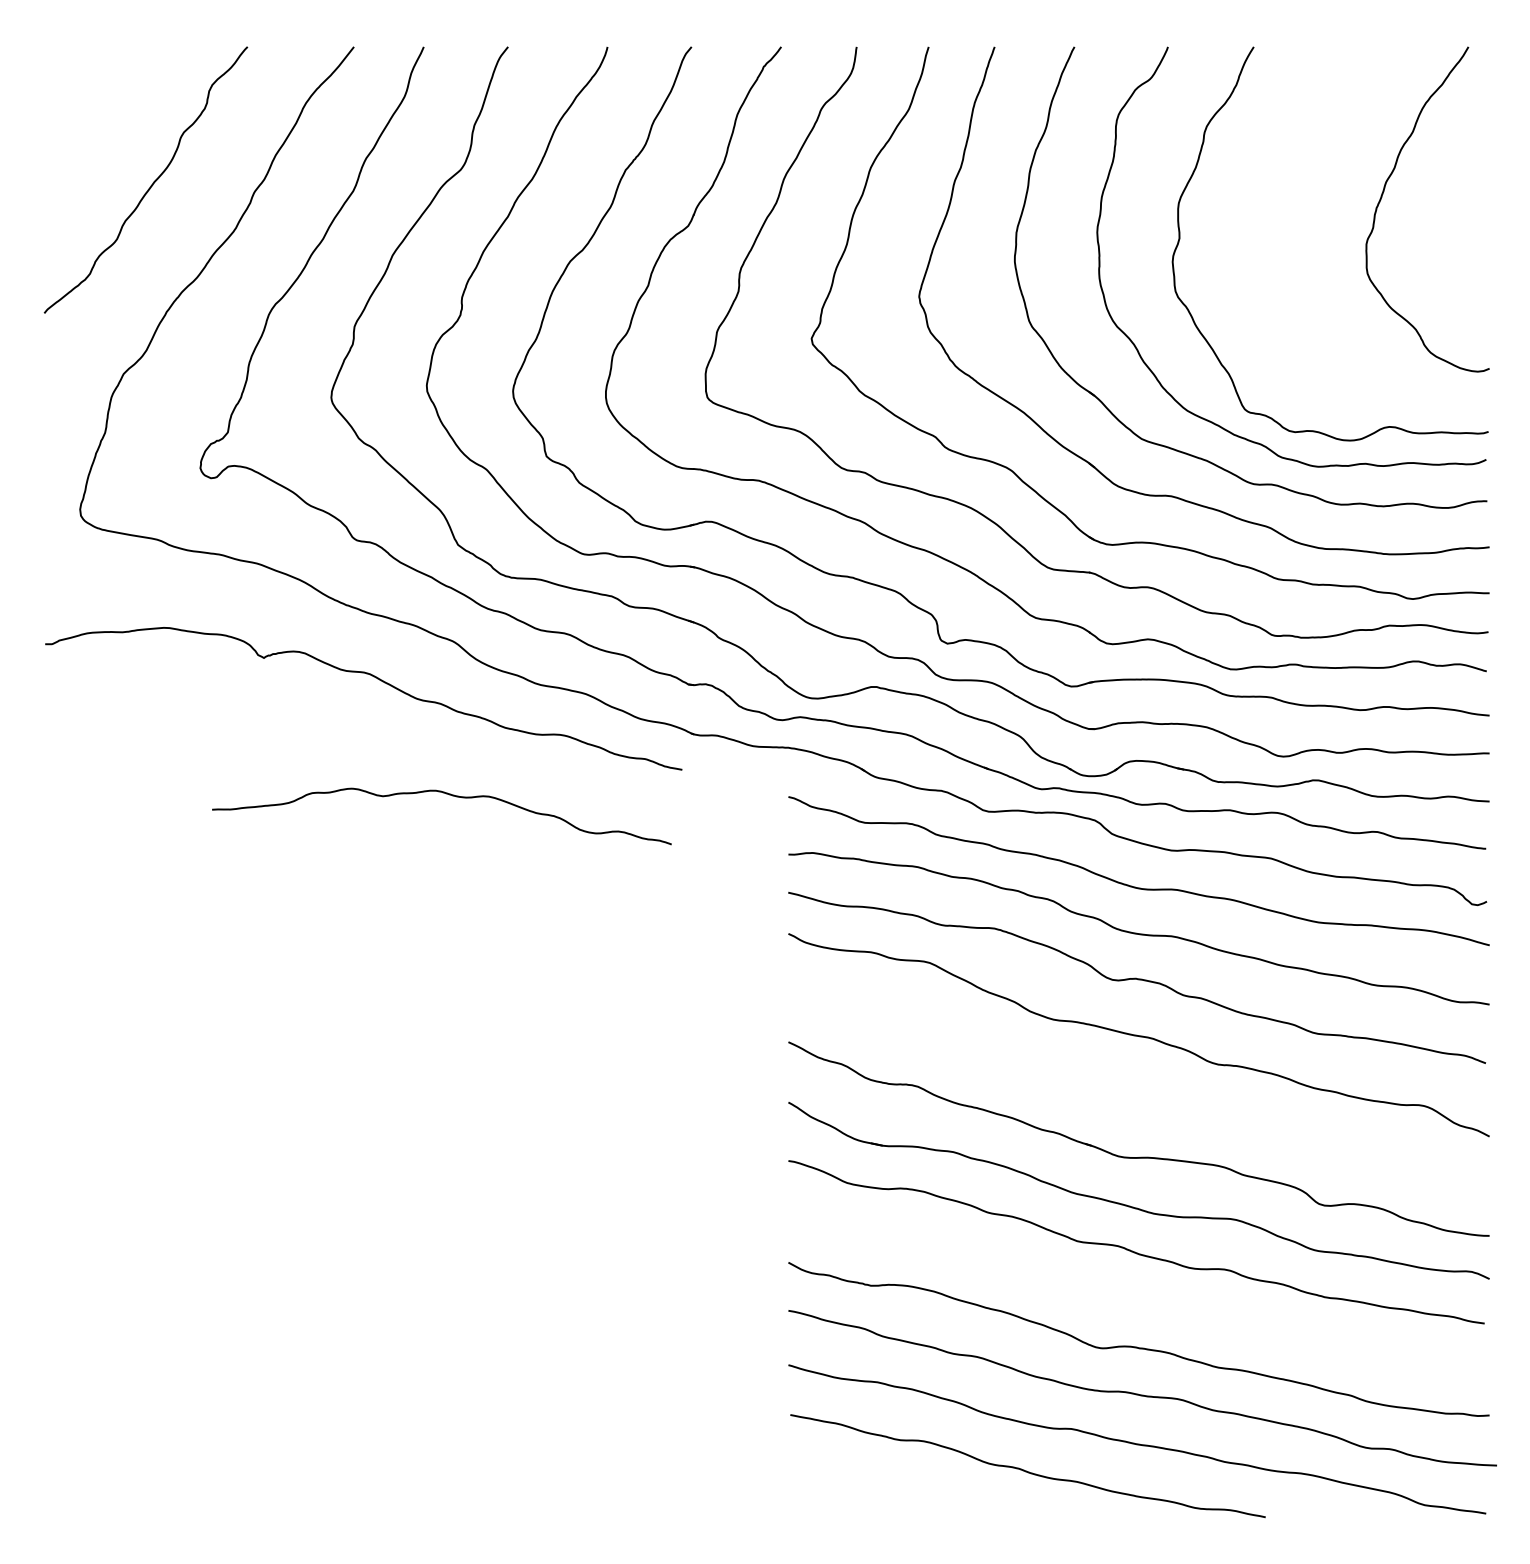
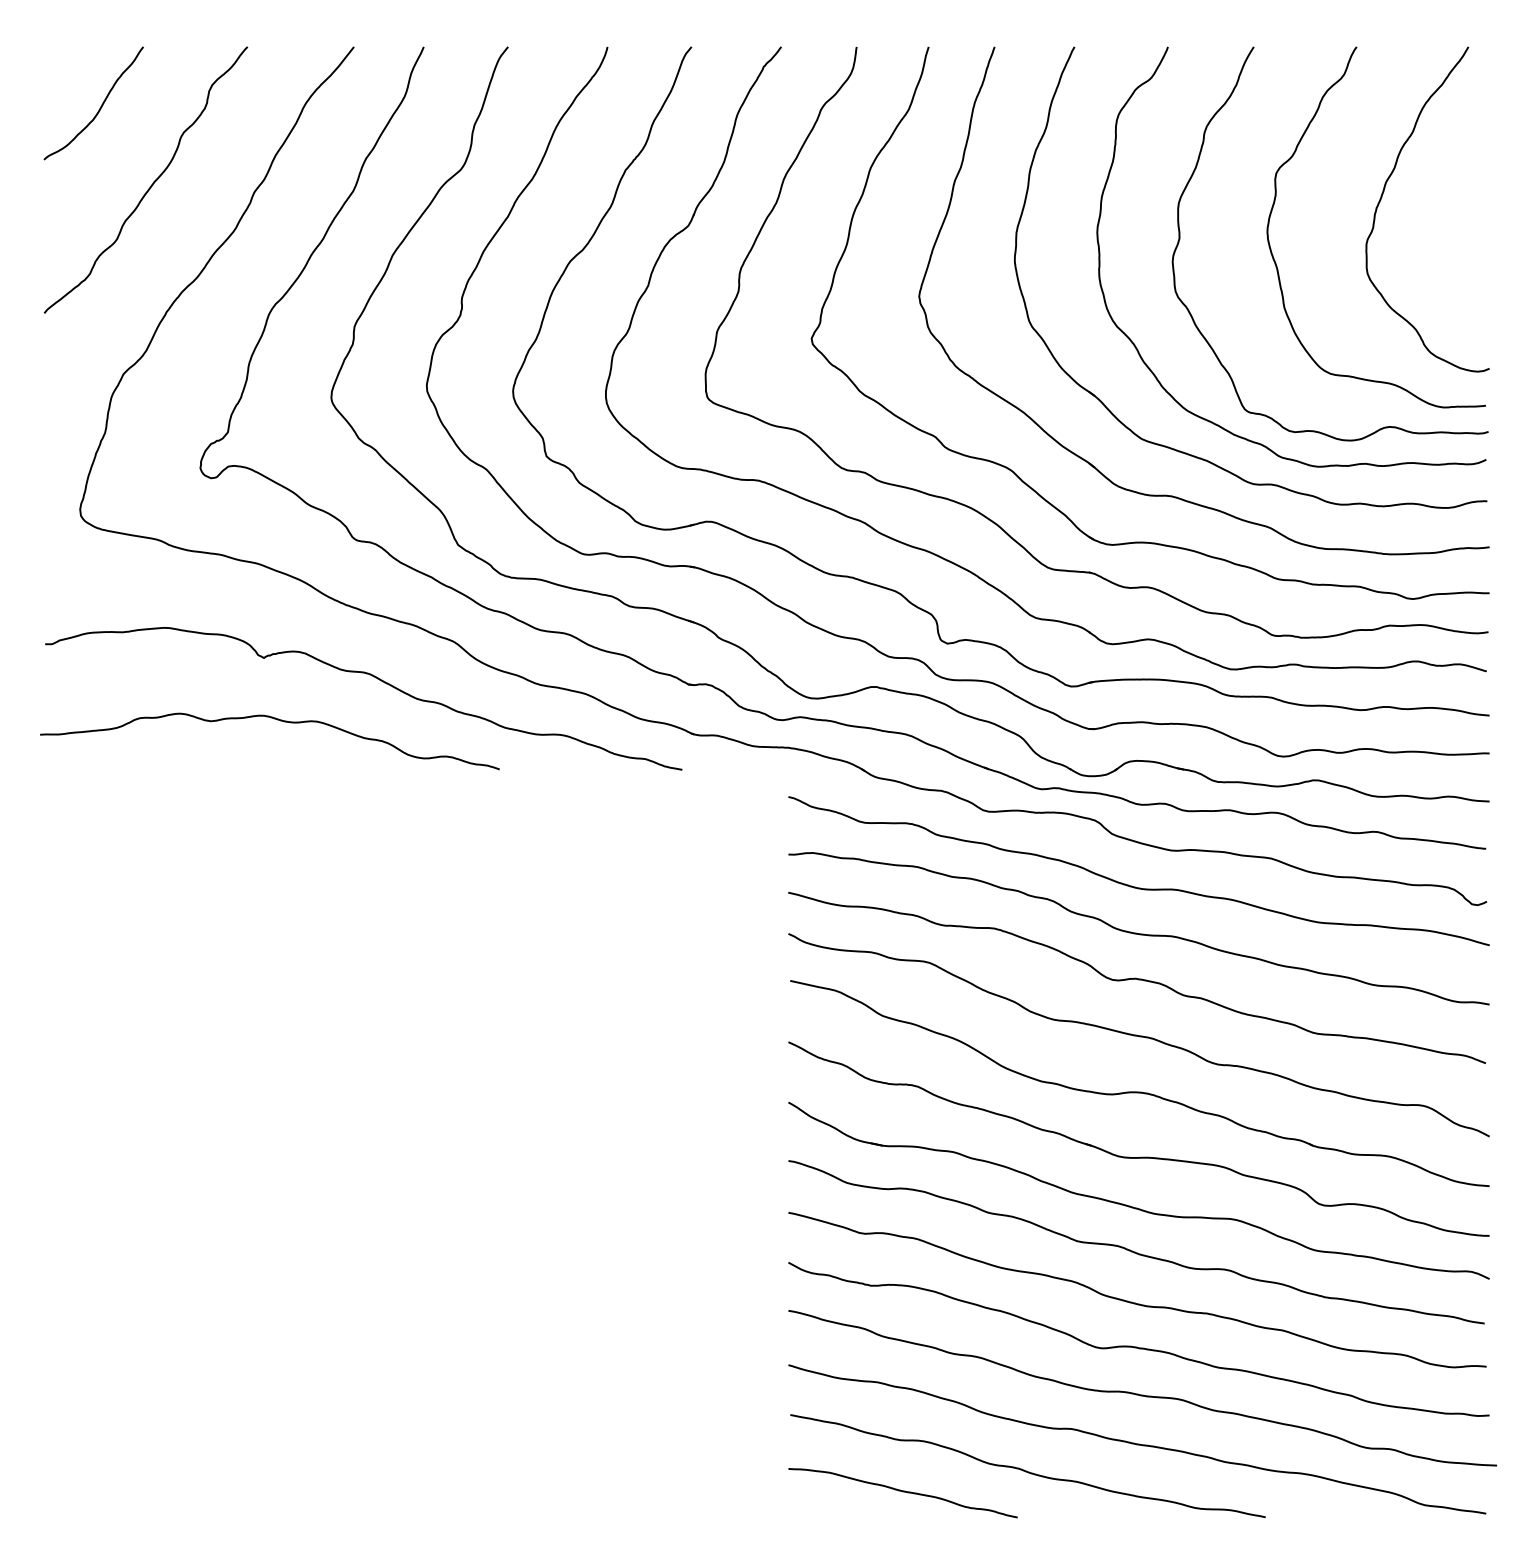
curve: none -> present (100, 106)
curve: none -> present (1275, 202)
curve position: (449, 795) -> (277, 720) (277, 720)
part: none -> present (1139, 1091)
curve: none -> present (1135, 1302)
curve: none -> present (902, 1492)
